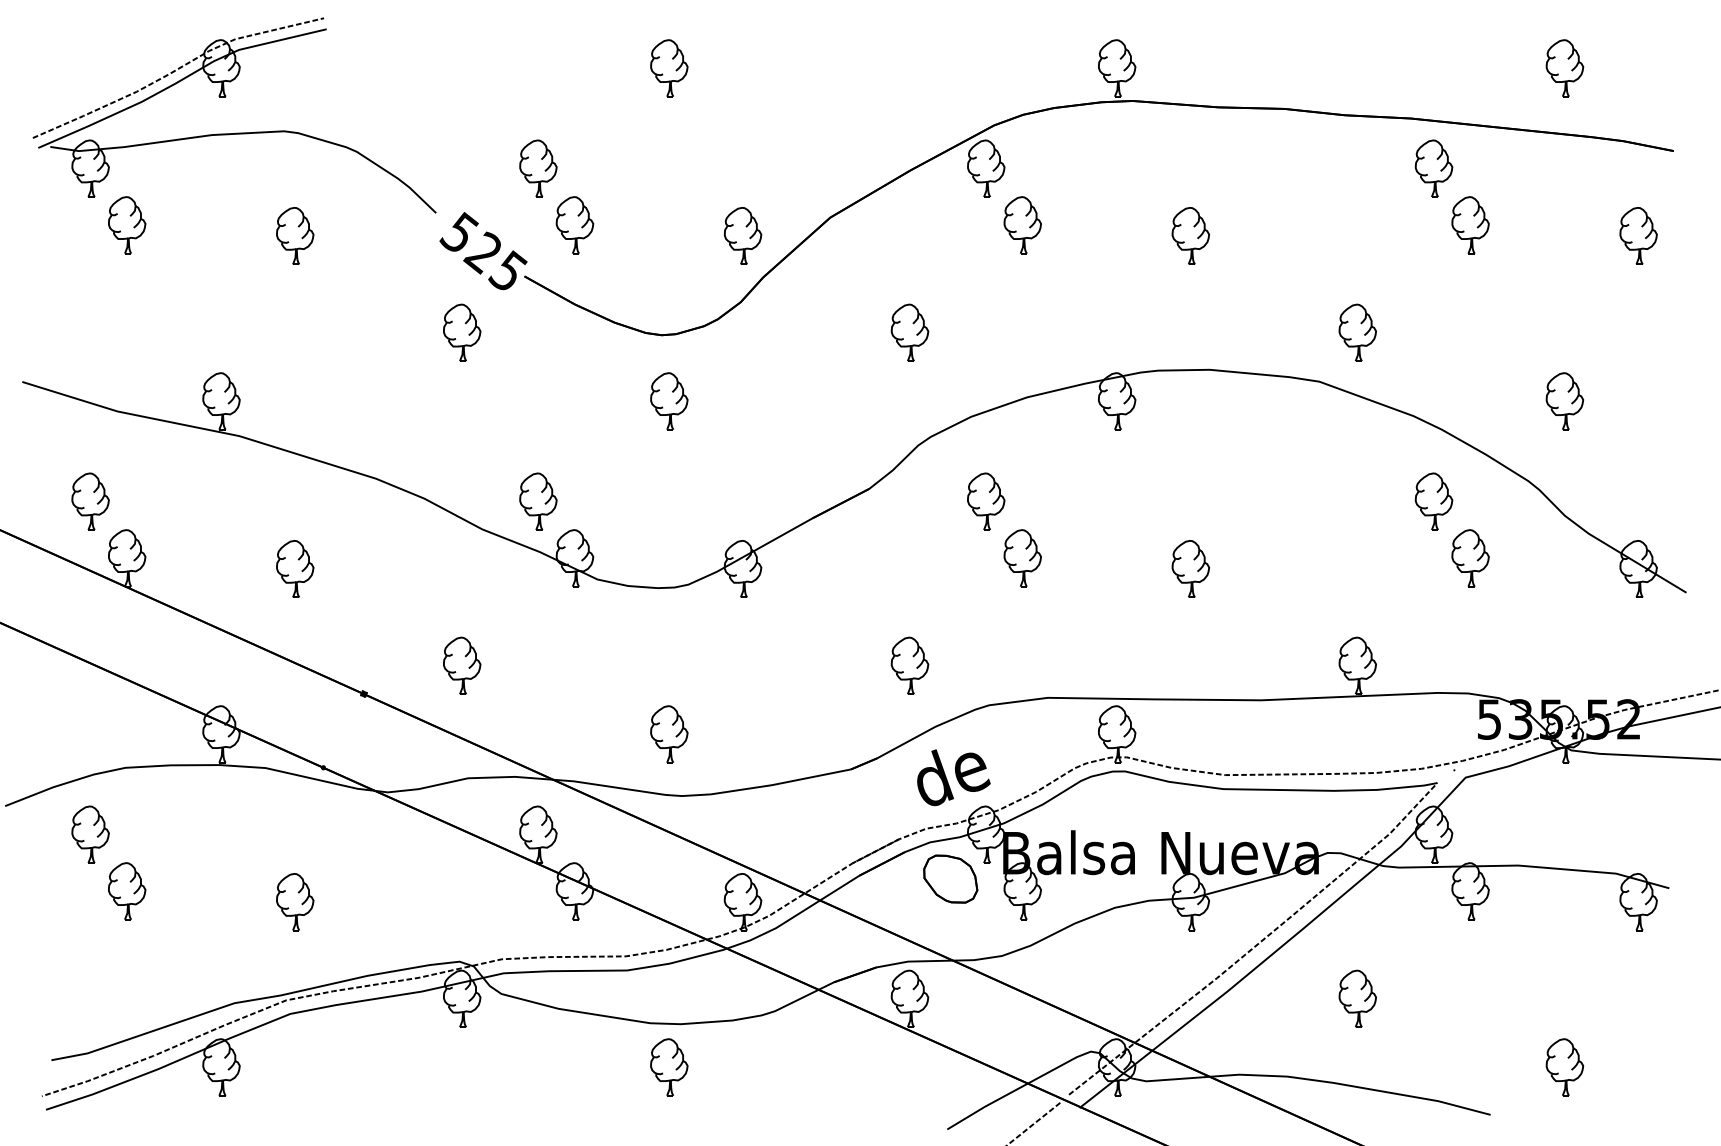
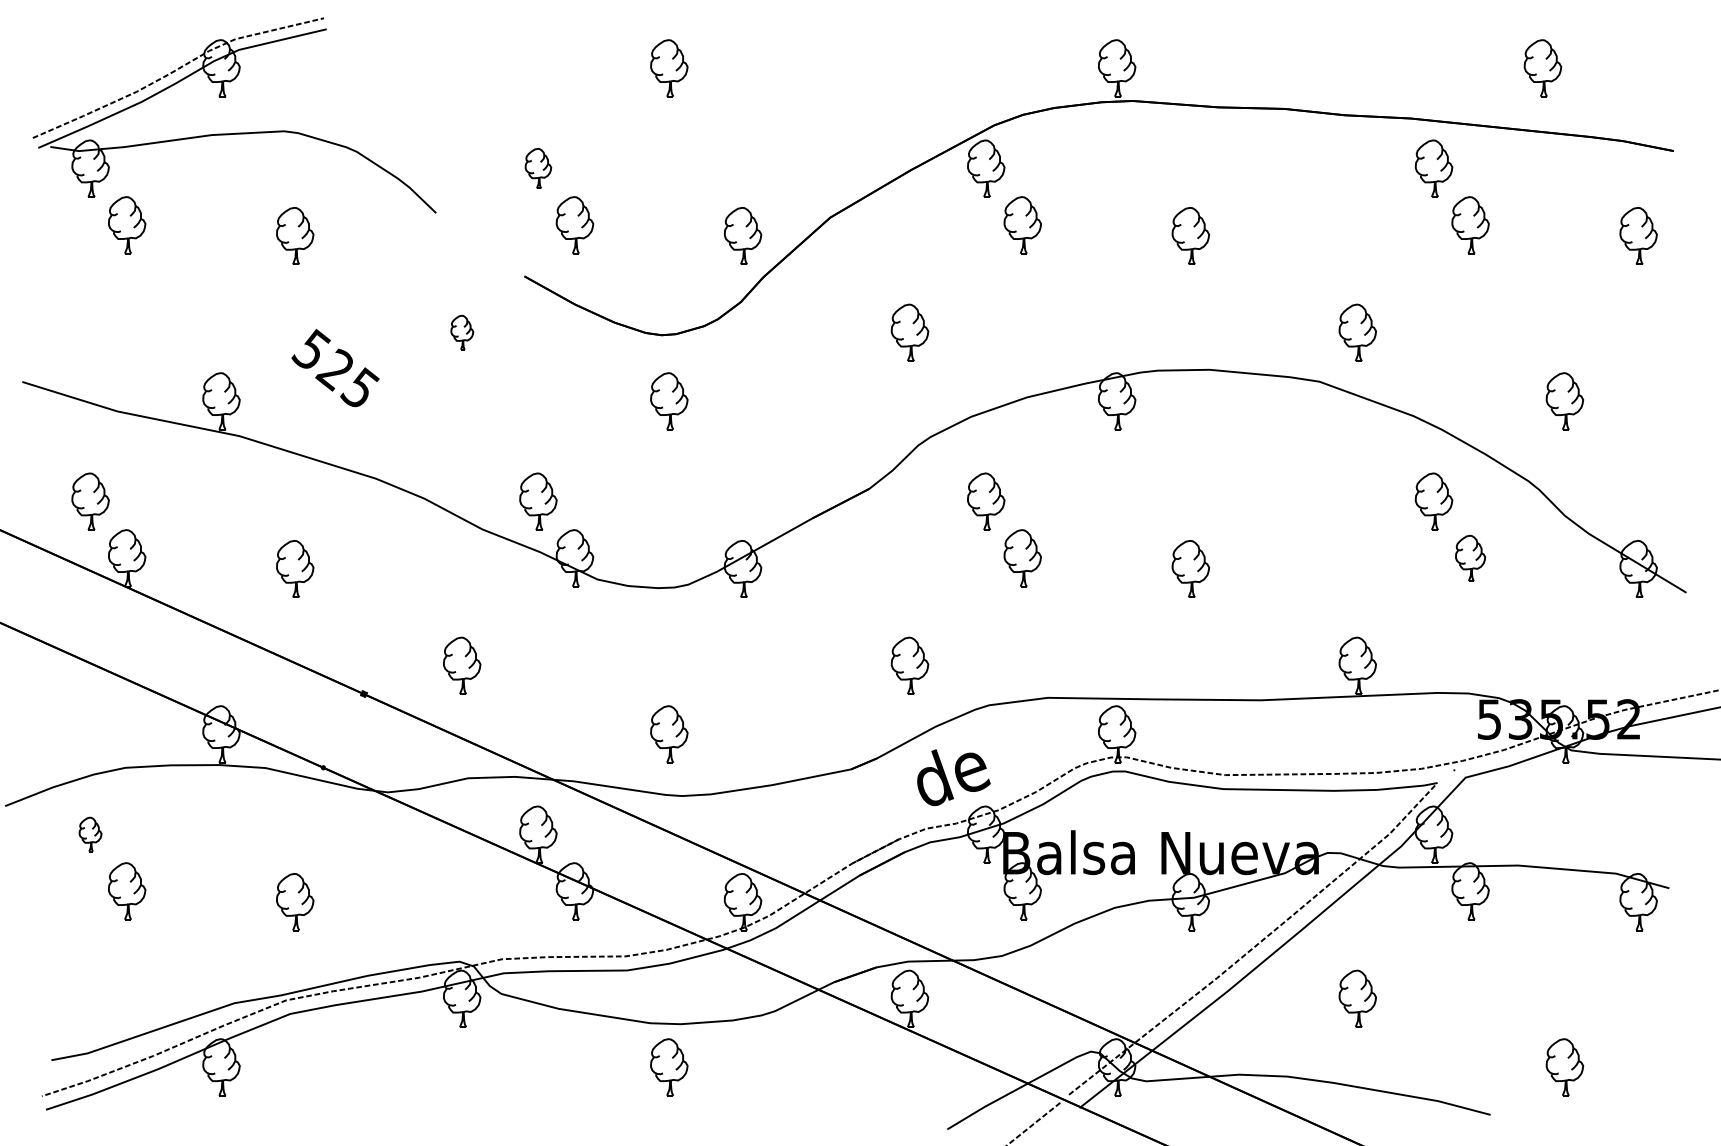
part position: (1564, 68) -> (1542, 68) (1542, 68)
part size: 39x59 px -> 29x41 px (538, 168)
text position: (483, 251) -> (335, 368) (335, 368)
part size: 39x59 px -> 25x37 px (462, 332)
part size: 39x59 px -> 32x48 px (1470, 557)
part size: 39x59 px -> 25x37 px (90, 834)
part: present -> none (950, 878)
